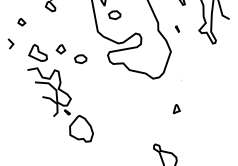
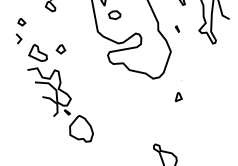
line position: (10, 42) -> (18, 37) (18, 37)
part: present -> none (80, 59)
part position: (176, 109) -> (178, 97) (178, 97)
